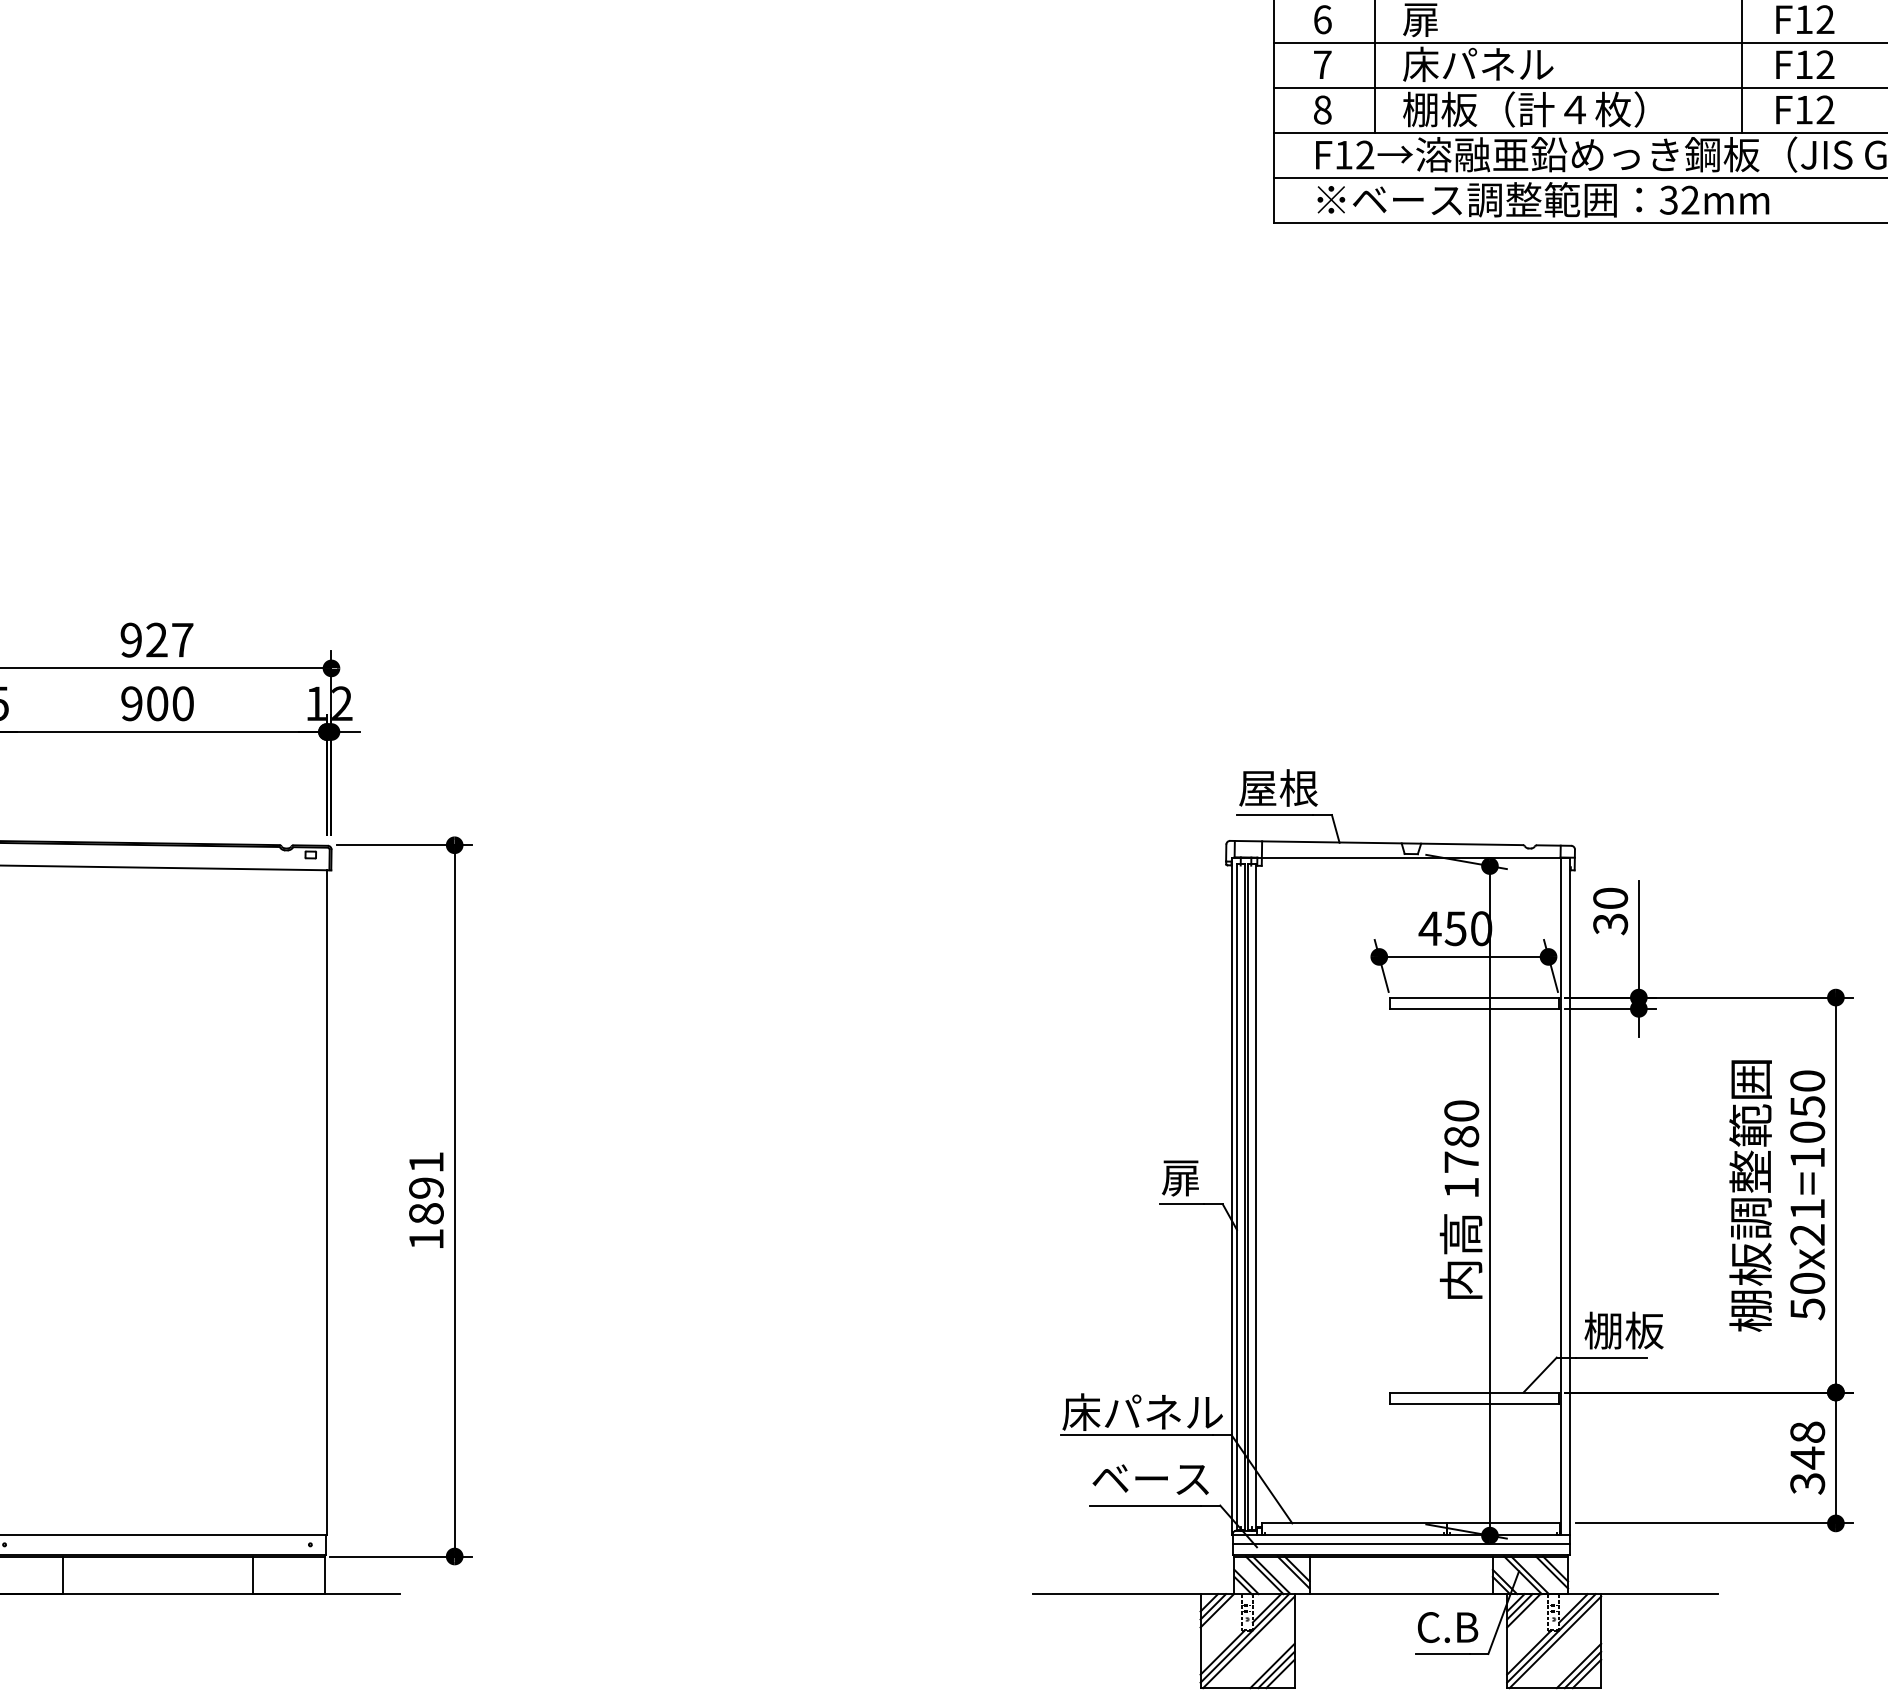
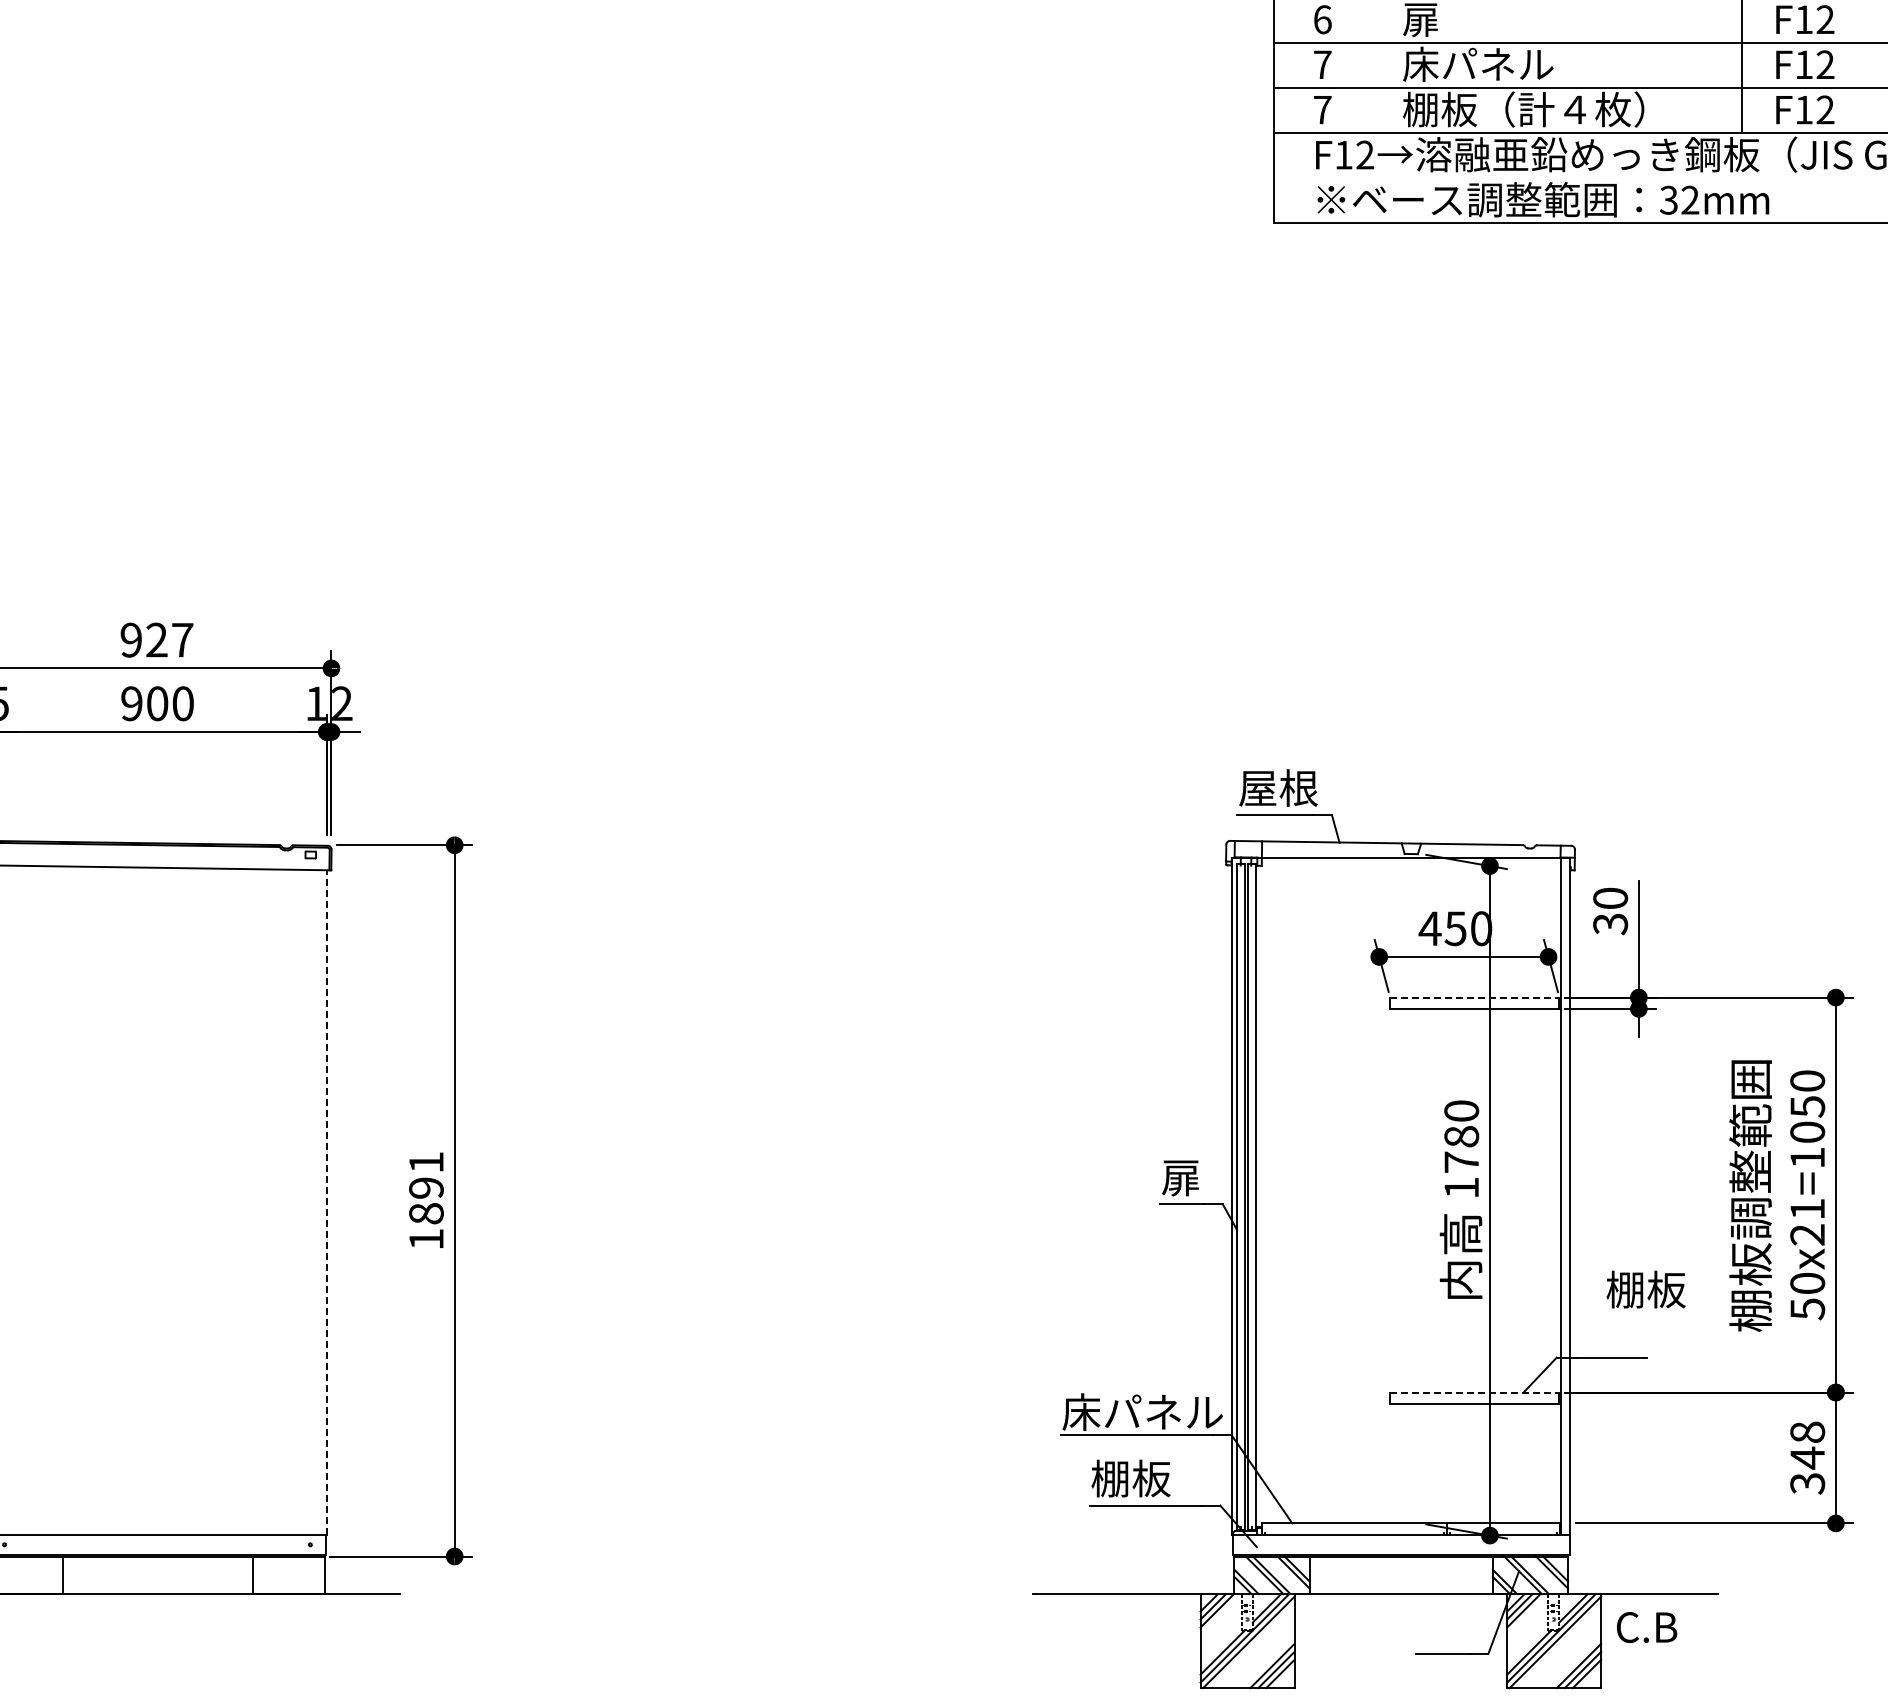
line: present -> none (1375, 67)
text: 8 -> 7 (1322, 109)
line: present -> none (1578, 178)
line: solid -> dashed (1474, 997)
line: solid -> dashed (326, 1201)
text position: (1623, 1330) -> (1645, 1289) (1645, 1289)
line: solid -> dashed (1474, 1392)
text: ベース -> 棚板 (1149, 1478)
line: present -> none (1400, 1543)
text position: (1448, 1627) -> (1647, 1627) (1647, 1627)
